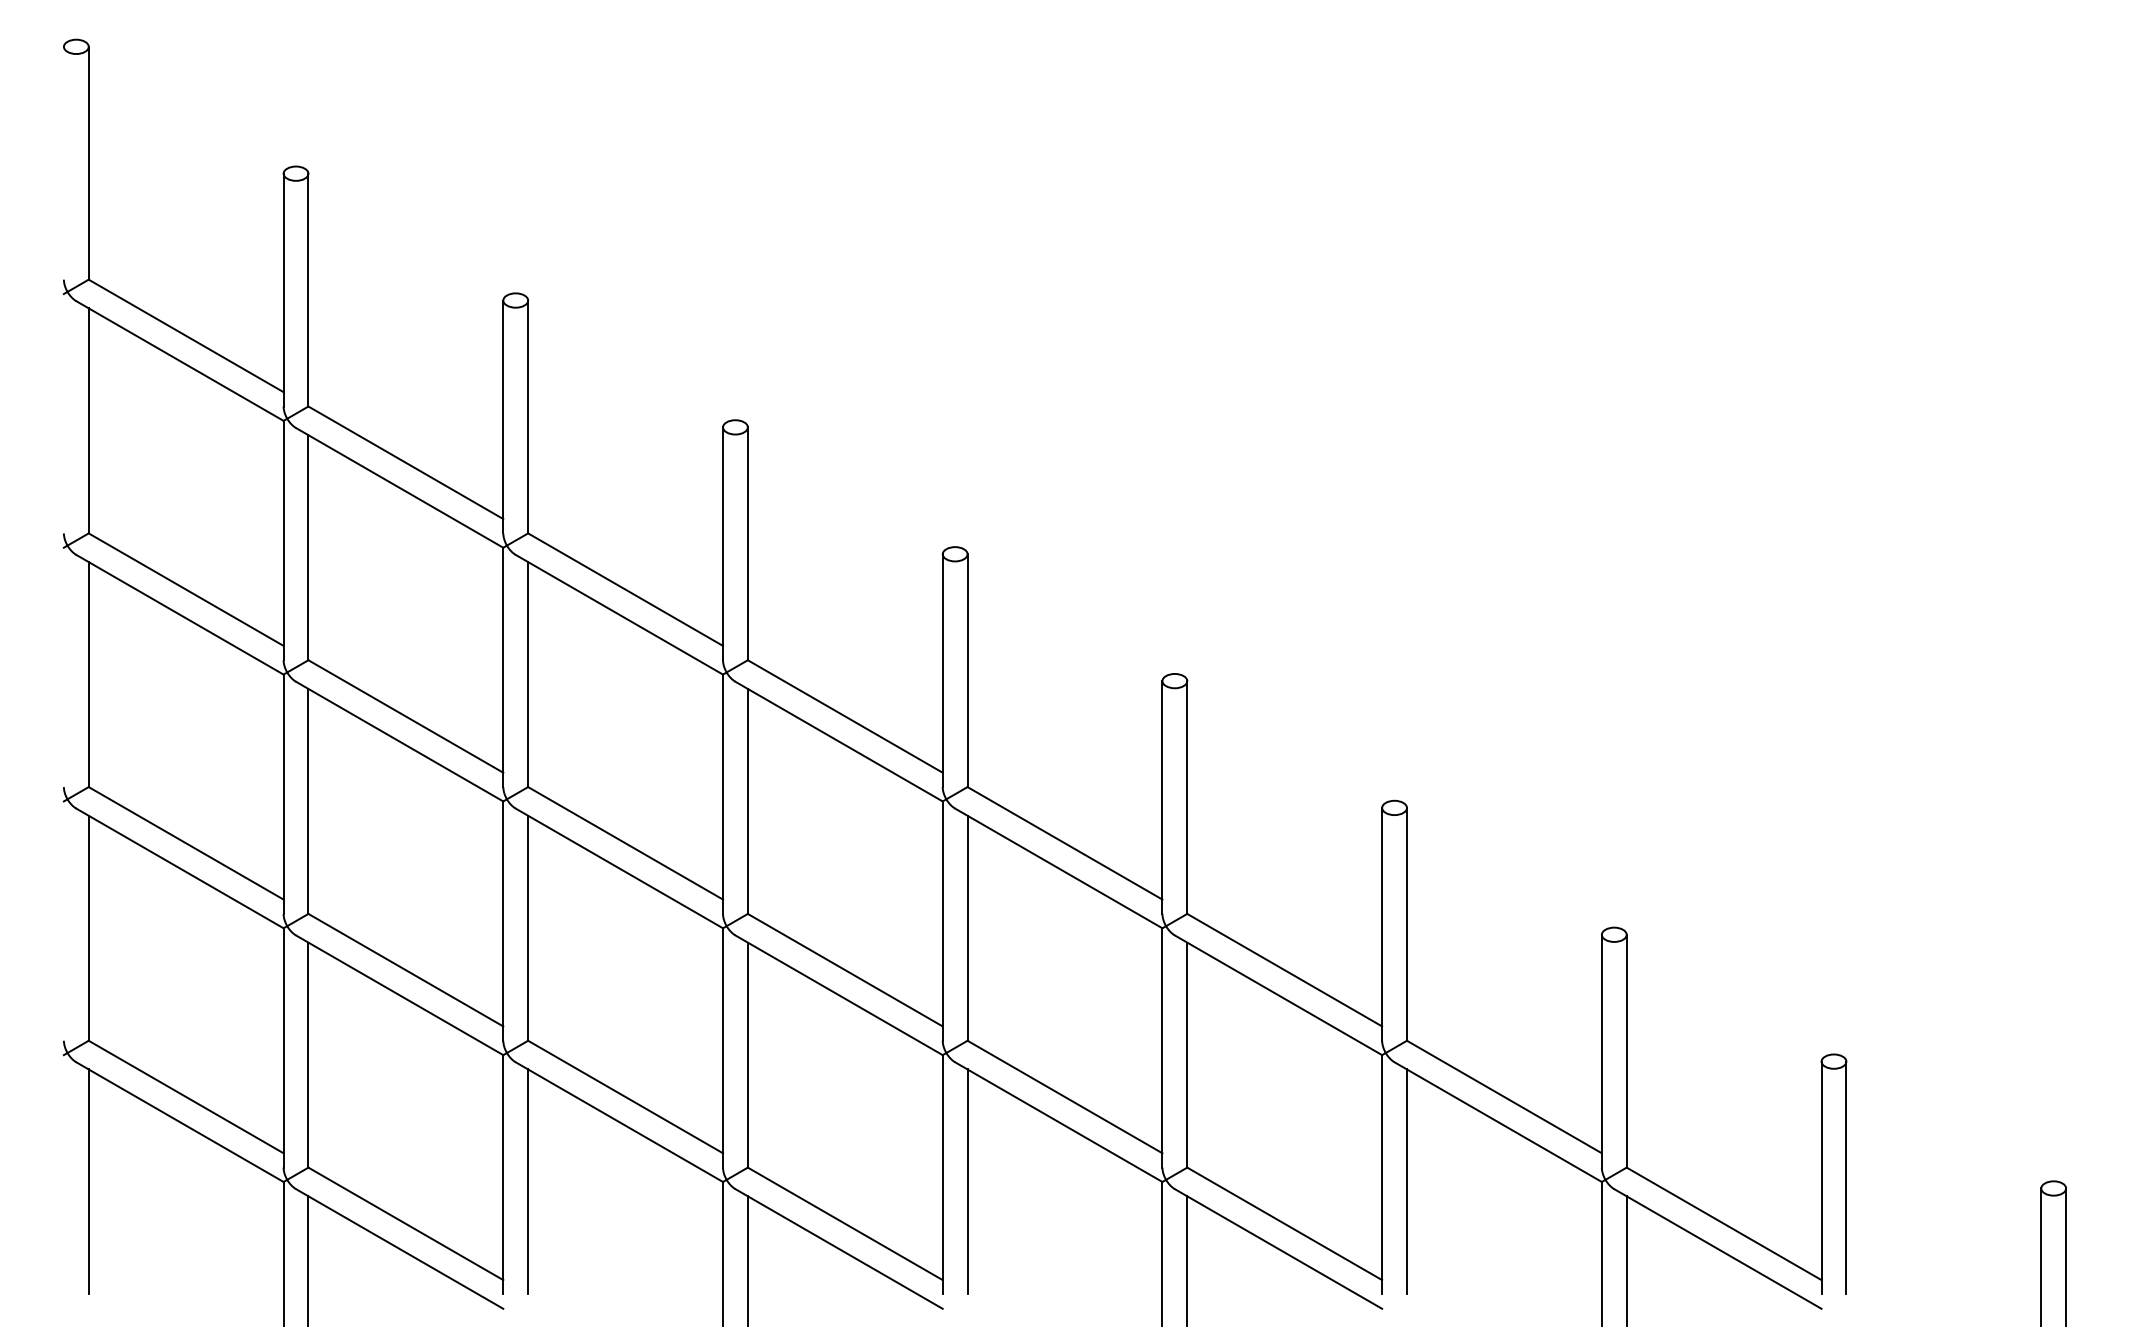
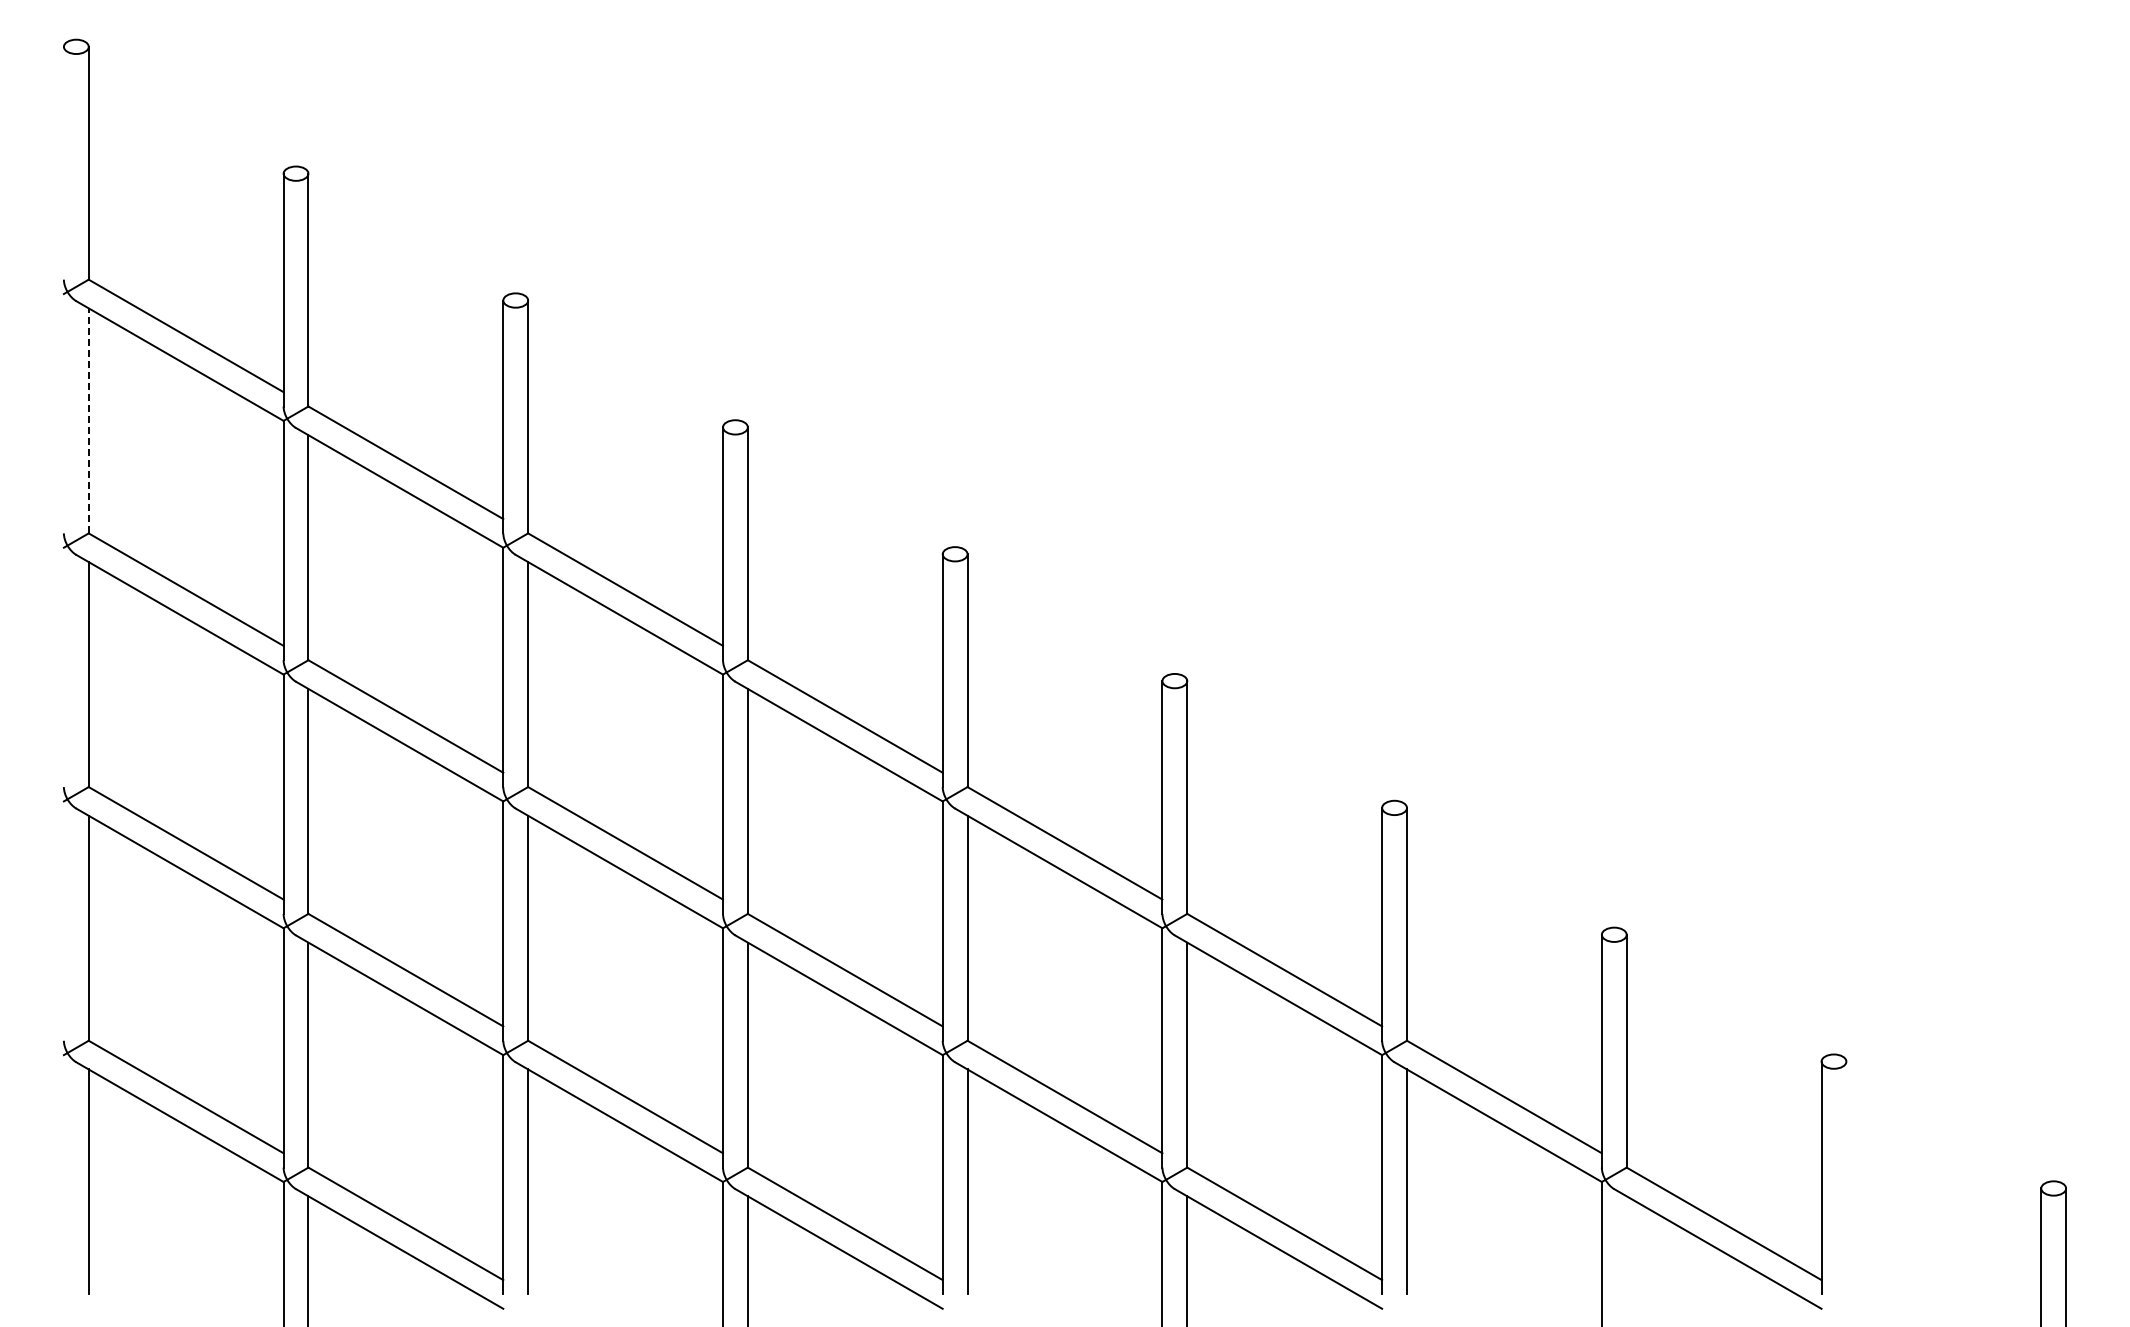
line: solid -> dashed (88, 420)
line: present -> none (1846, 1177)
line: present -> none (1626, 1259)
